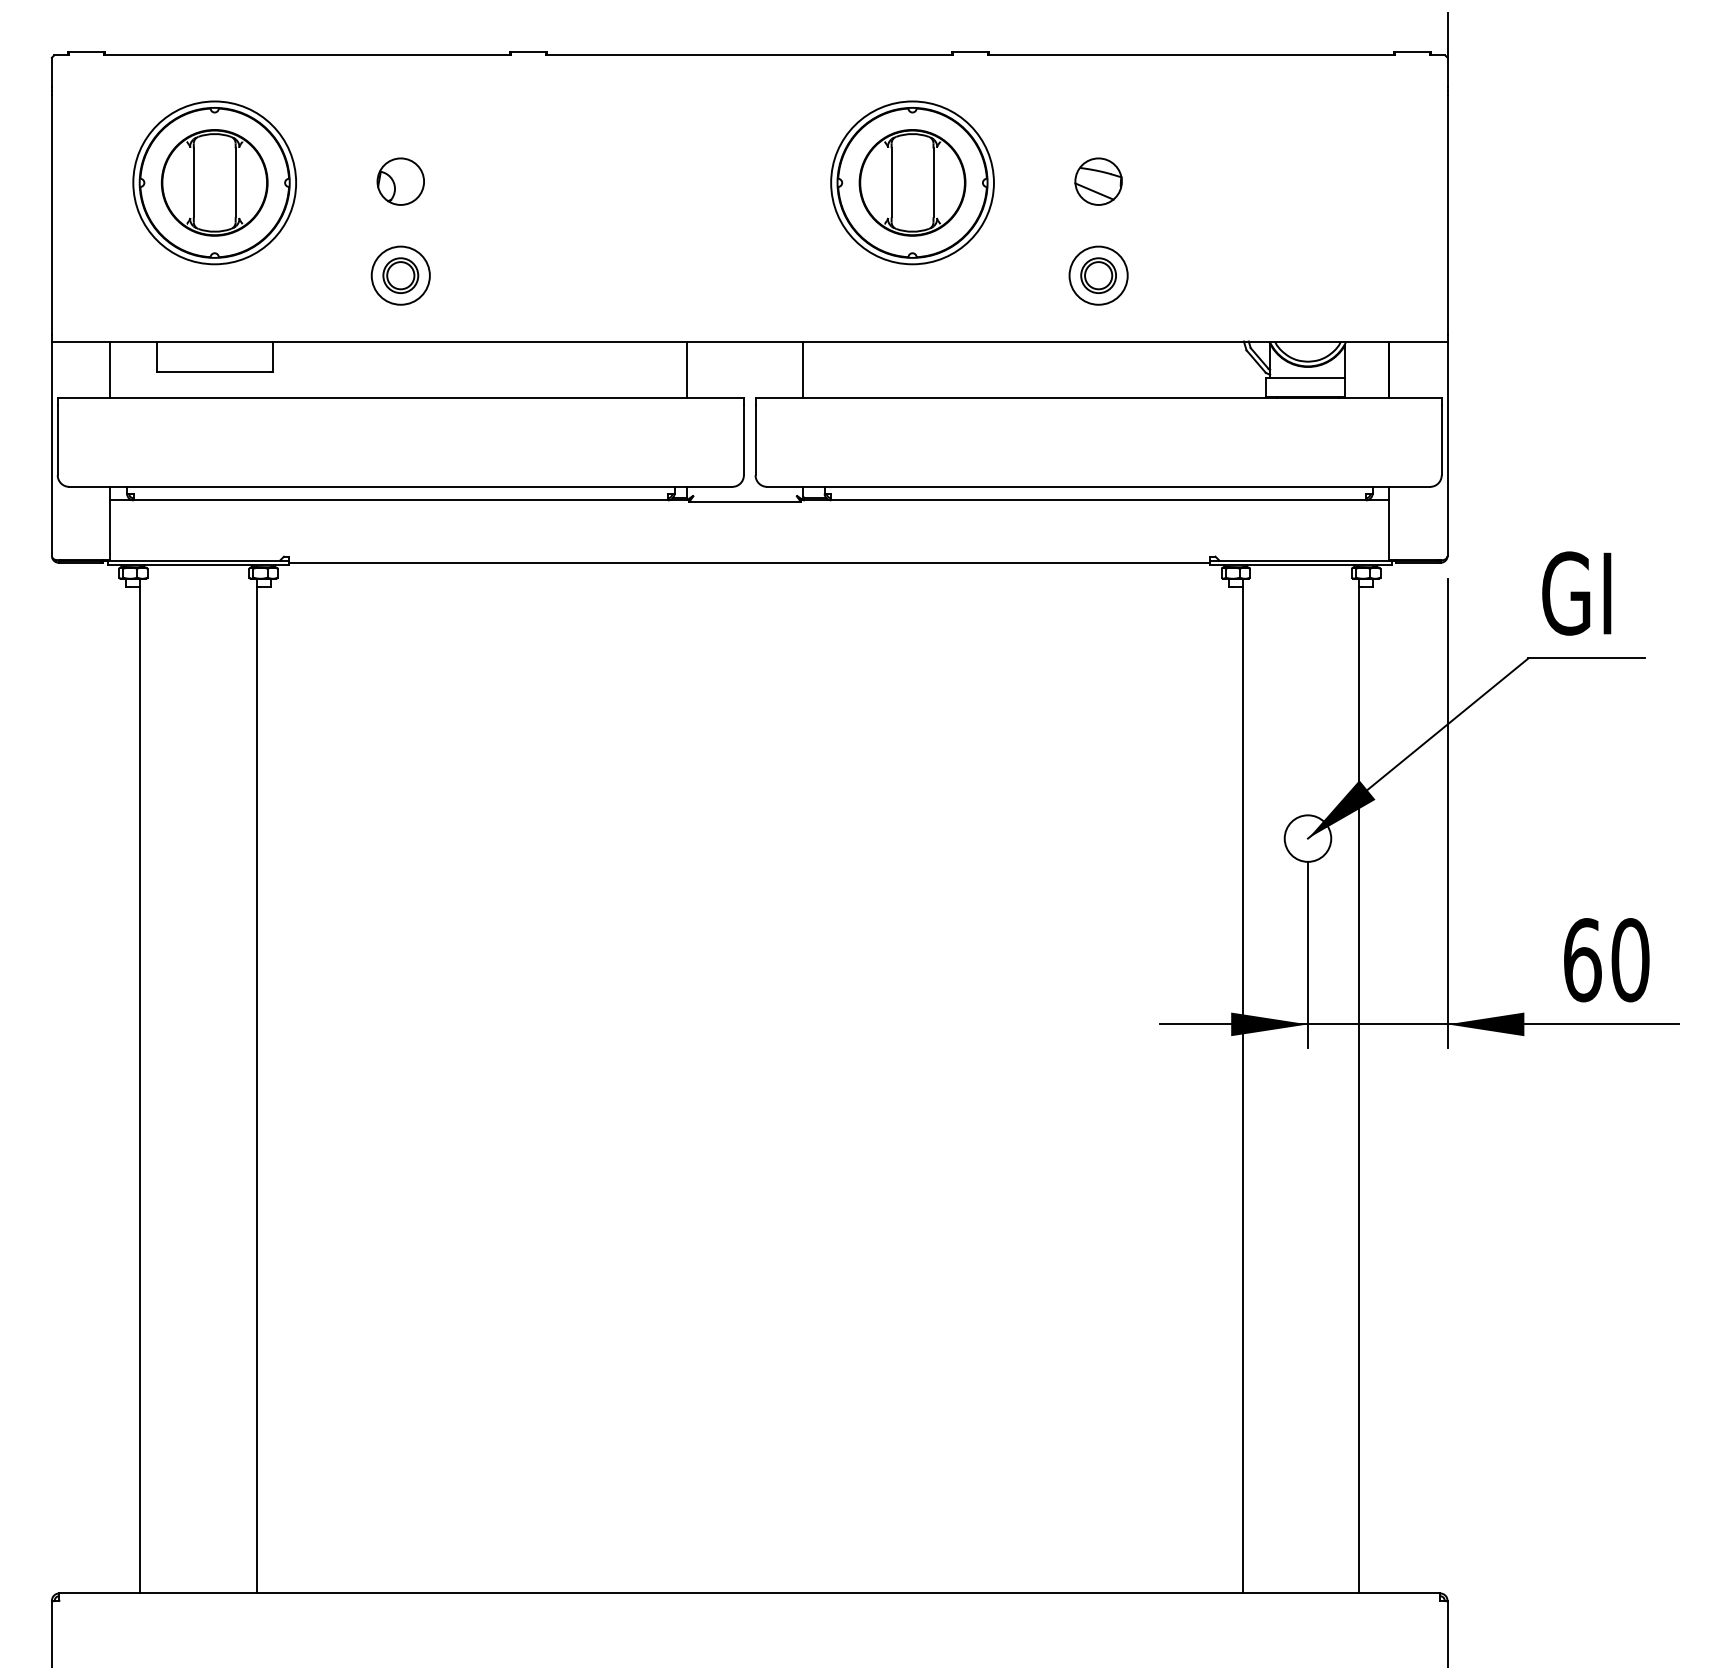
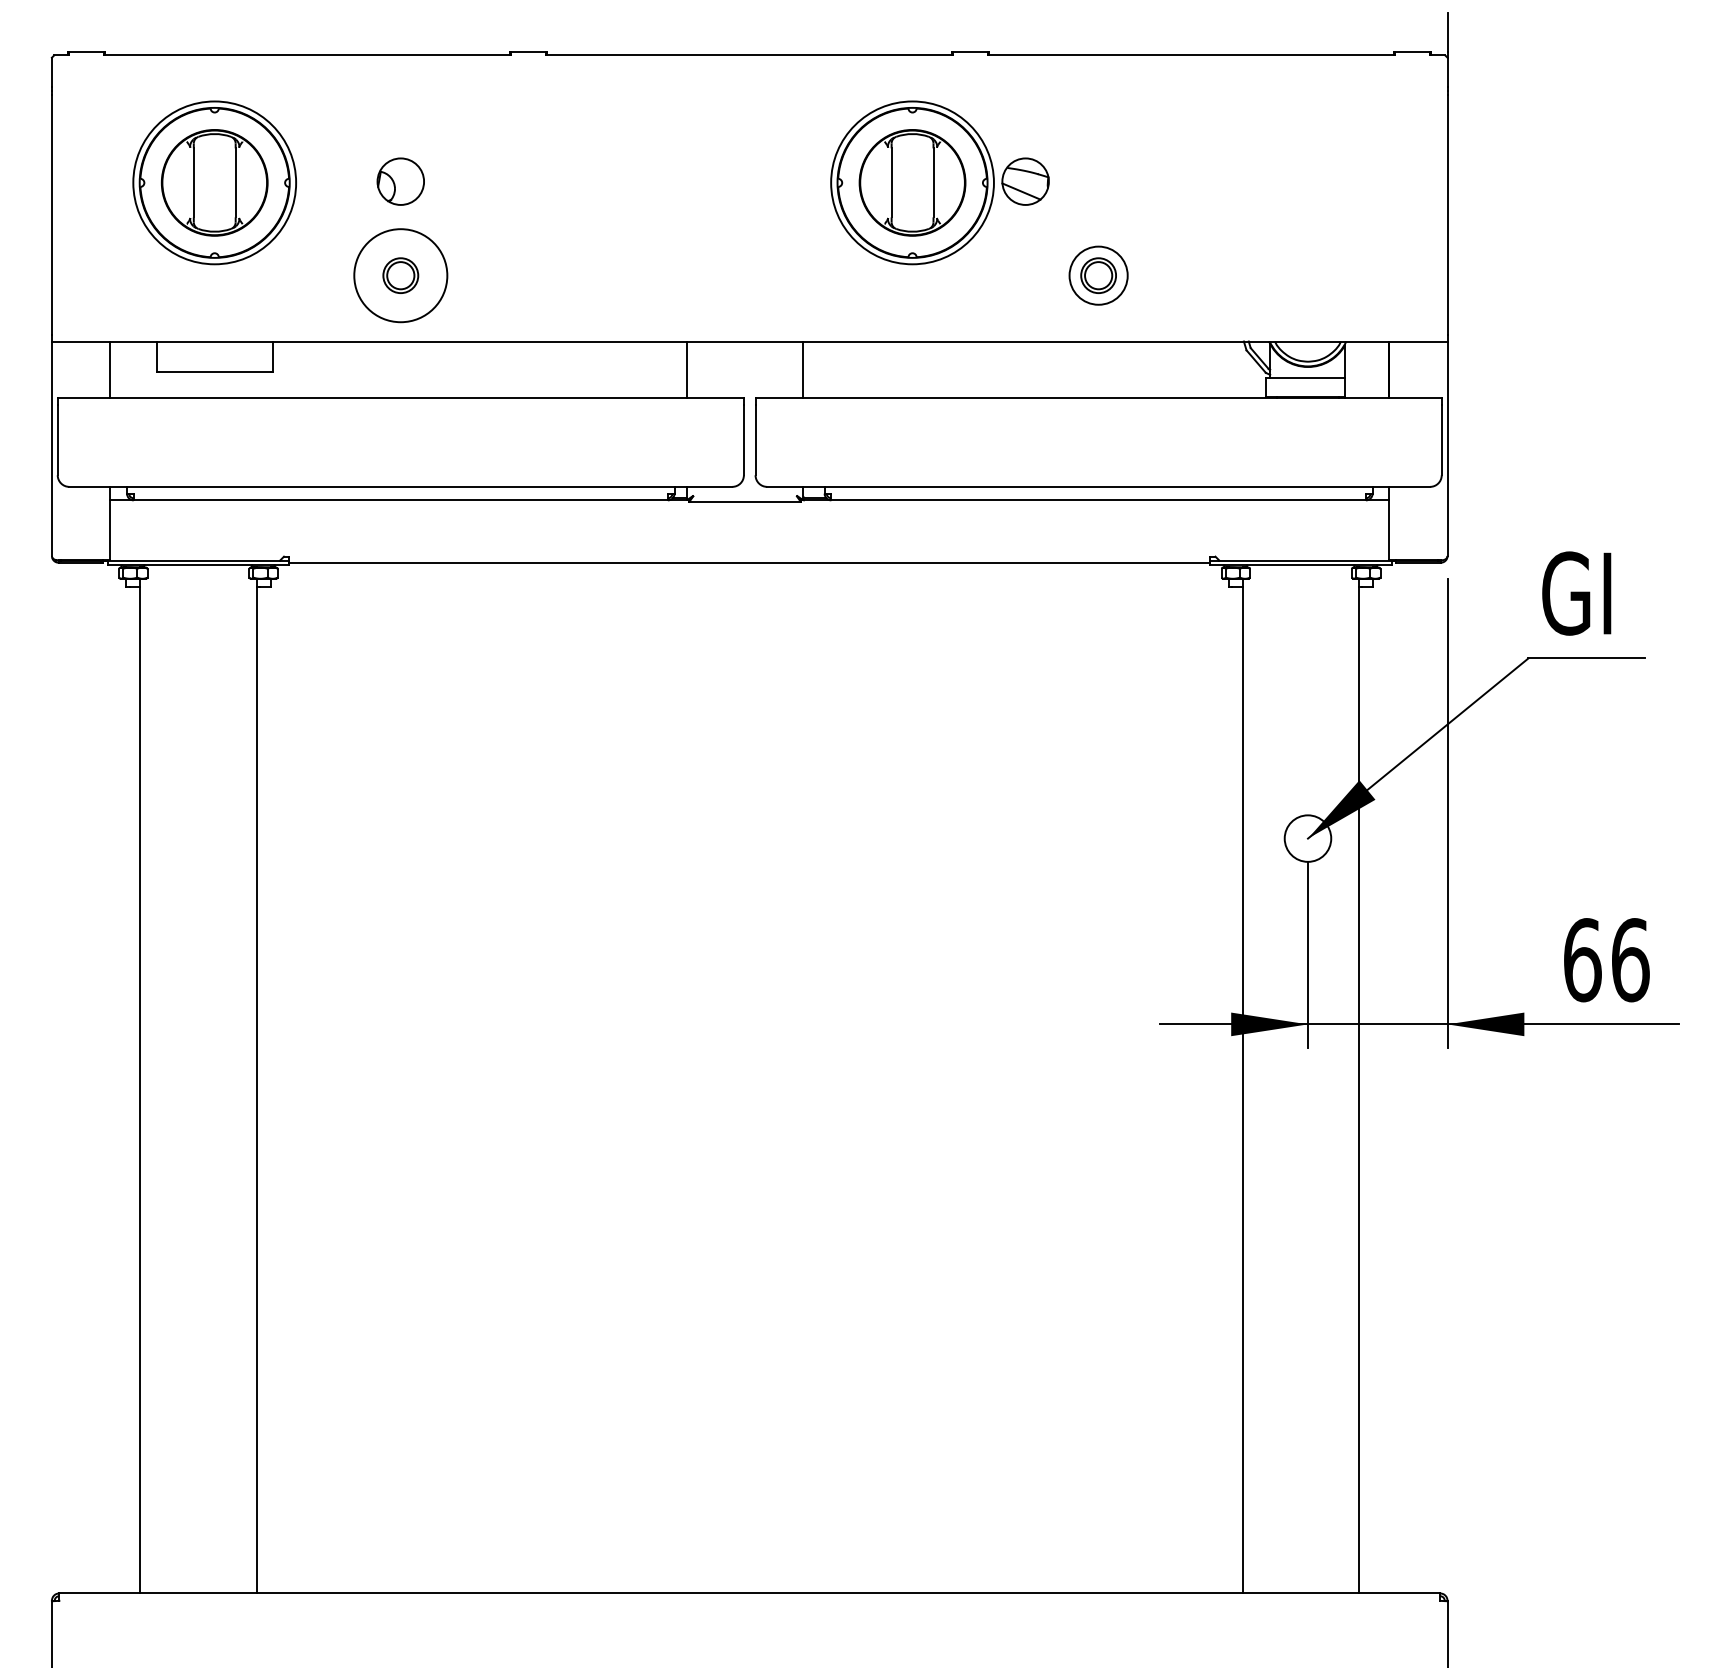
part position: (1098, 181) -> (1025, 181) (1025, 181)
circle diameter: 58 px -> 93 px (400, 275)
text: 60 -> 66 (1630, 960)
